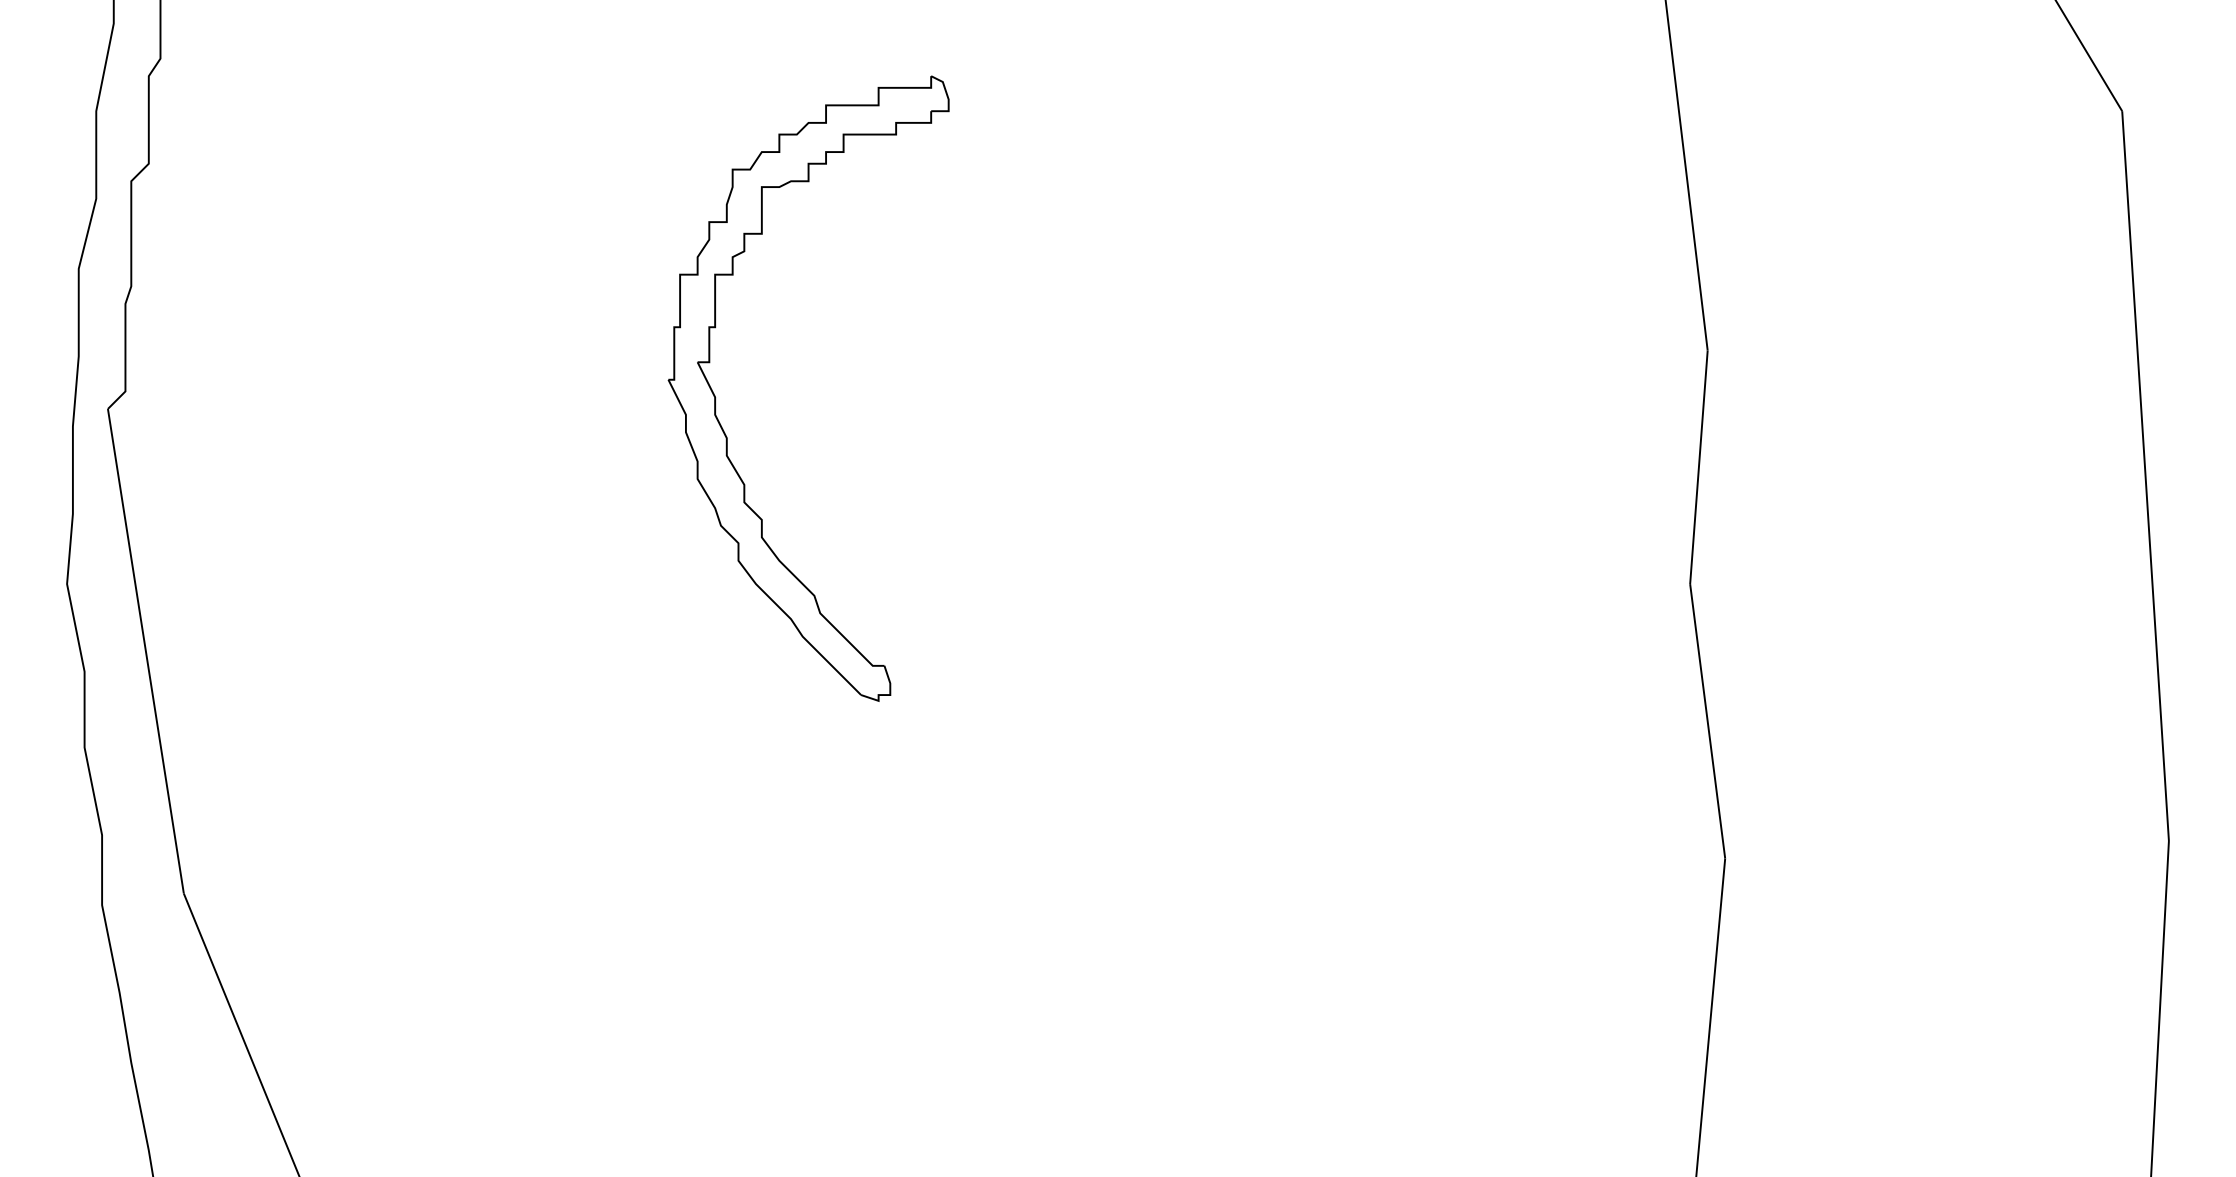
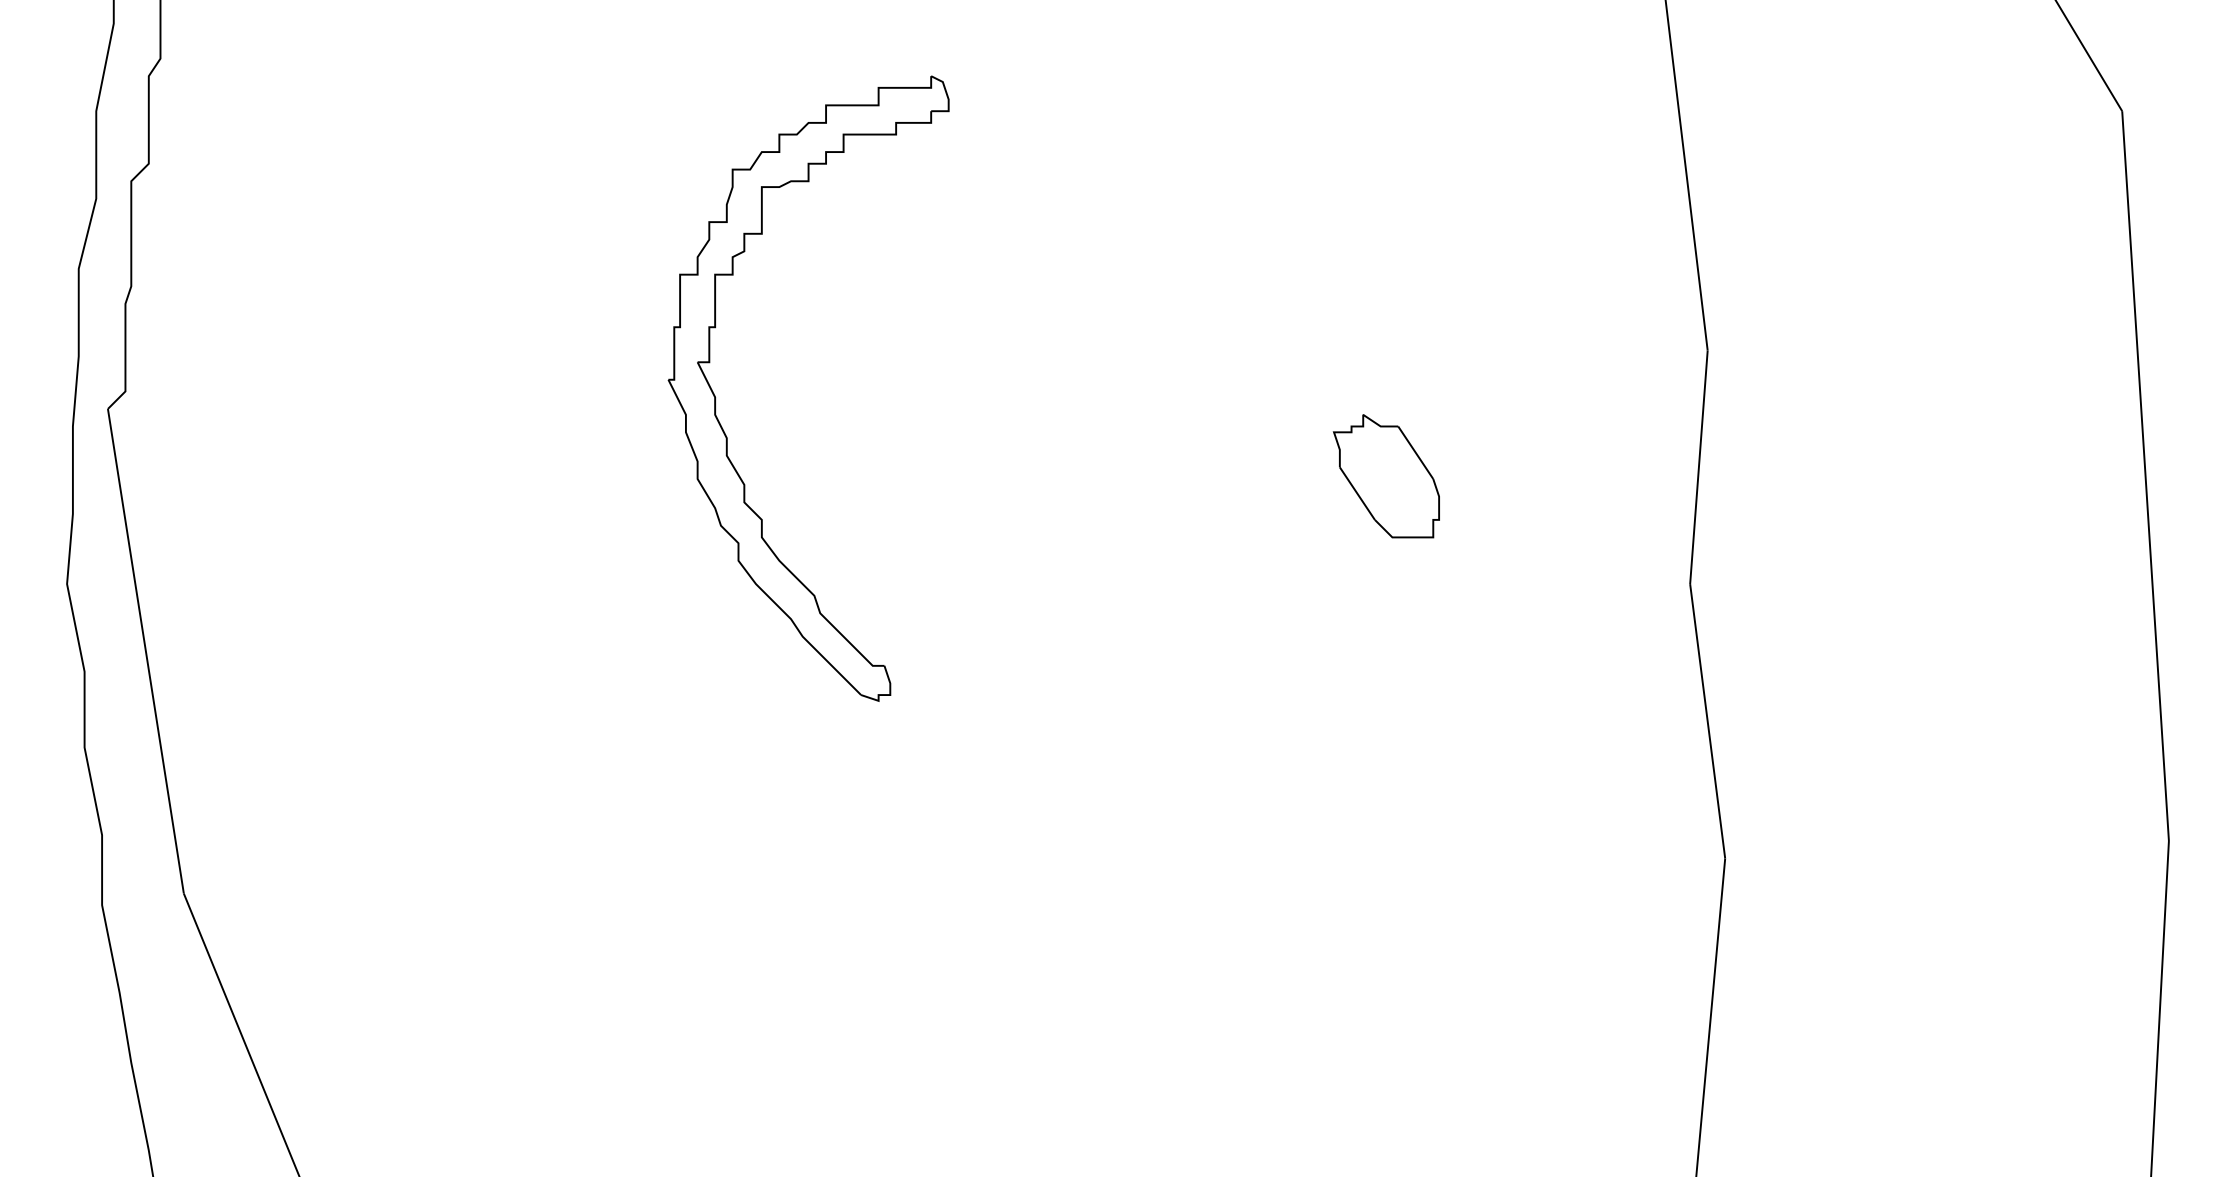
part: none -> present (1385, 476)
